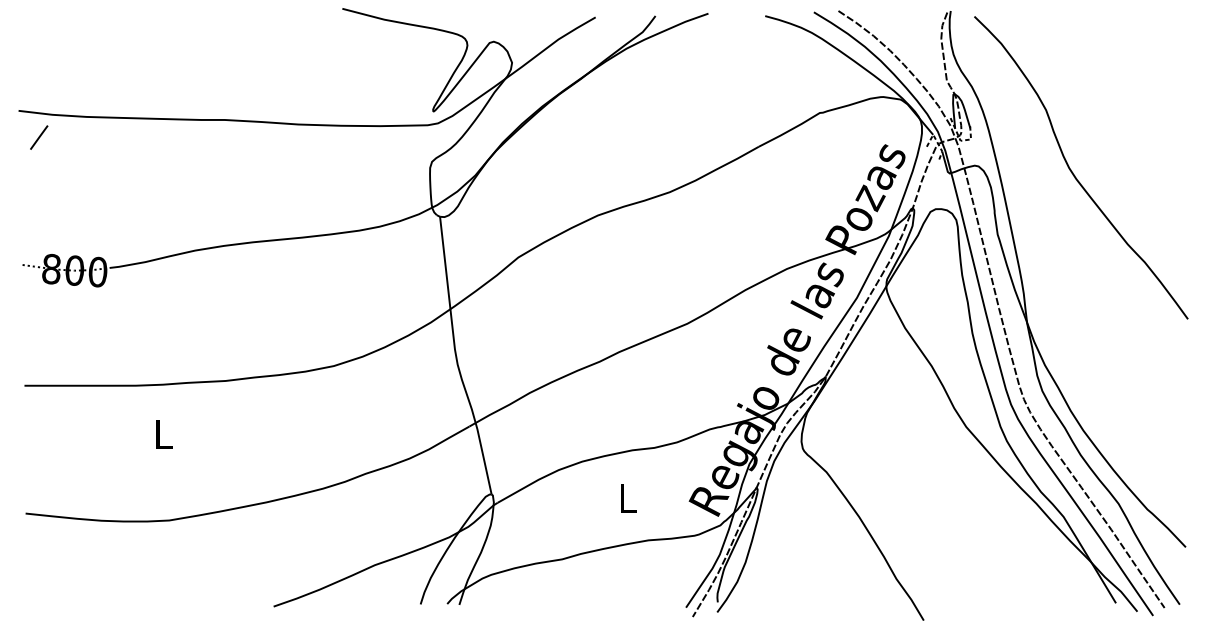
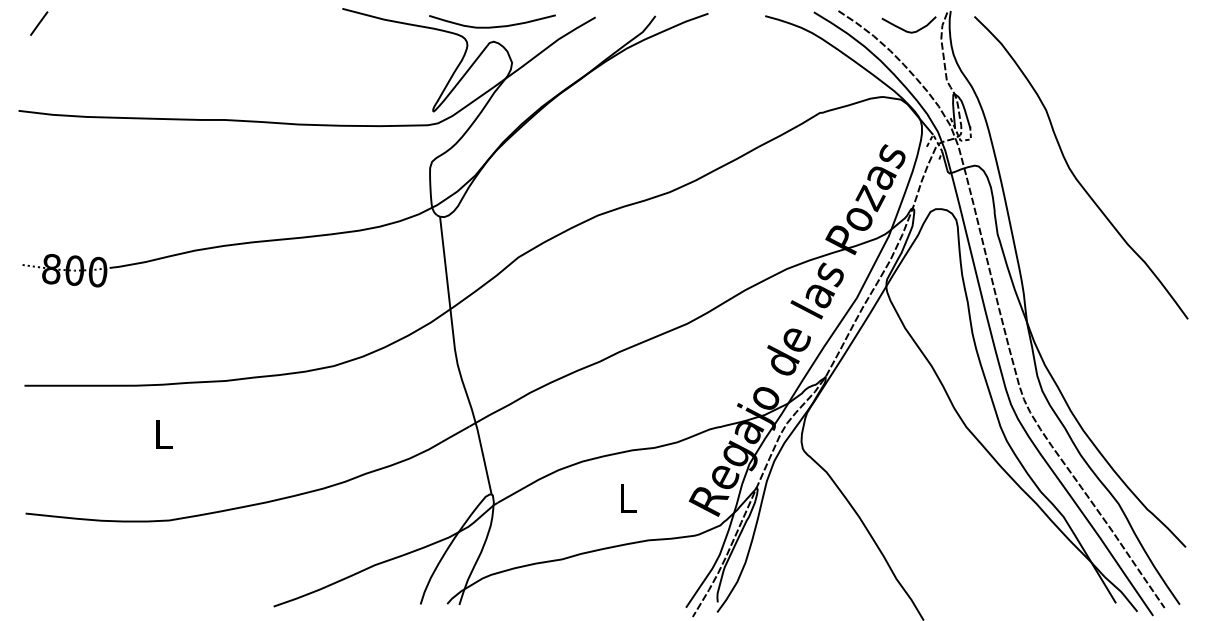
curve: none -> present (492, 26)
curve: none -> present (906, 30)
line position: (39, 137) -> (39, 23) (39, 23)
